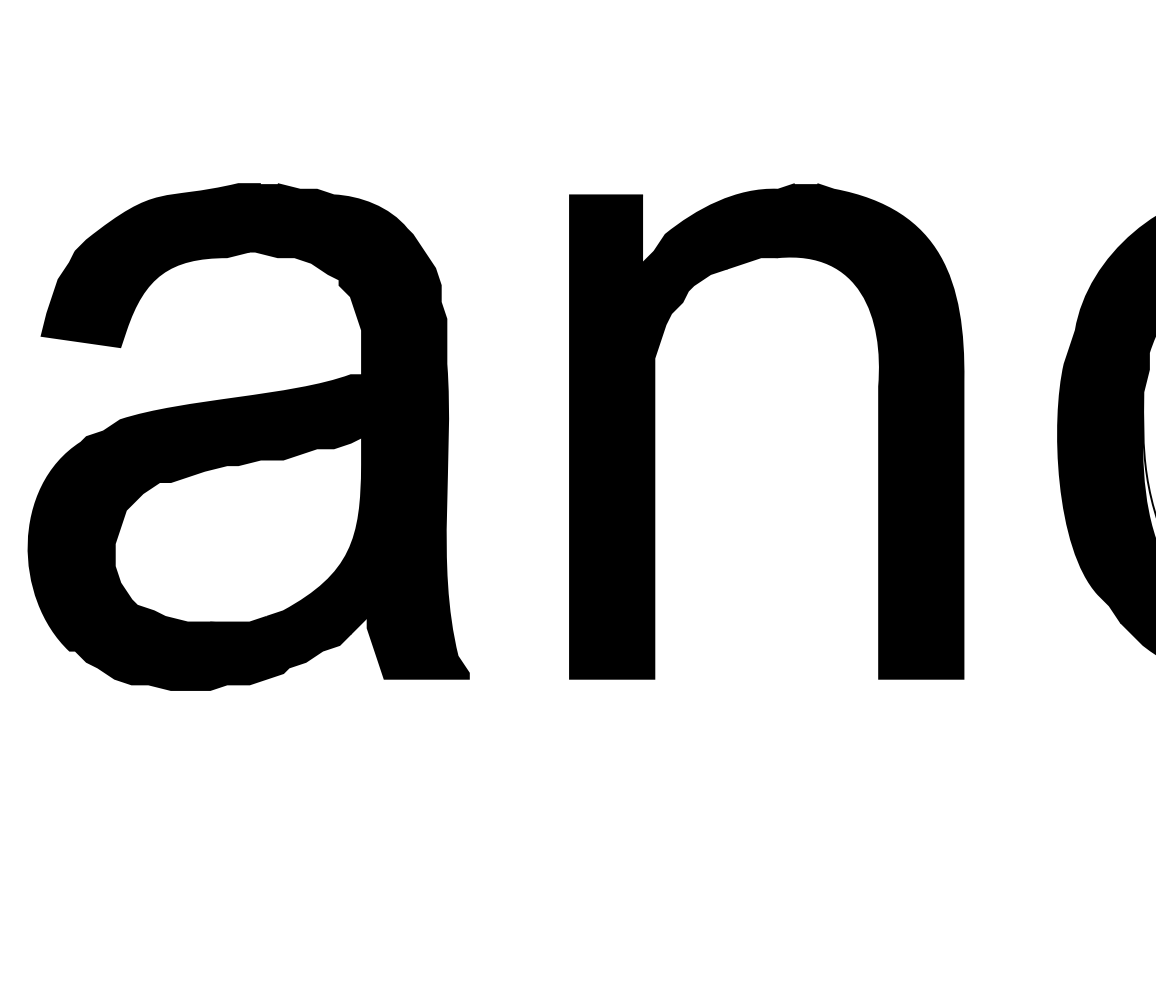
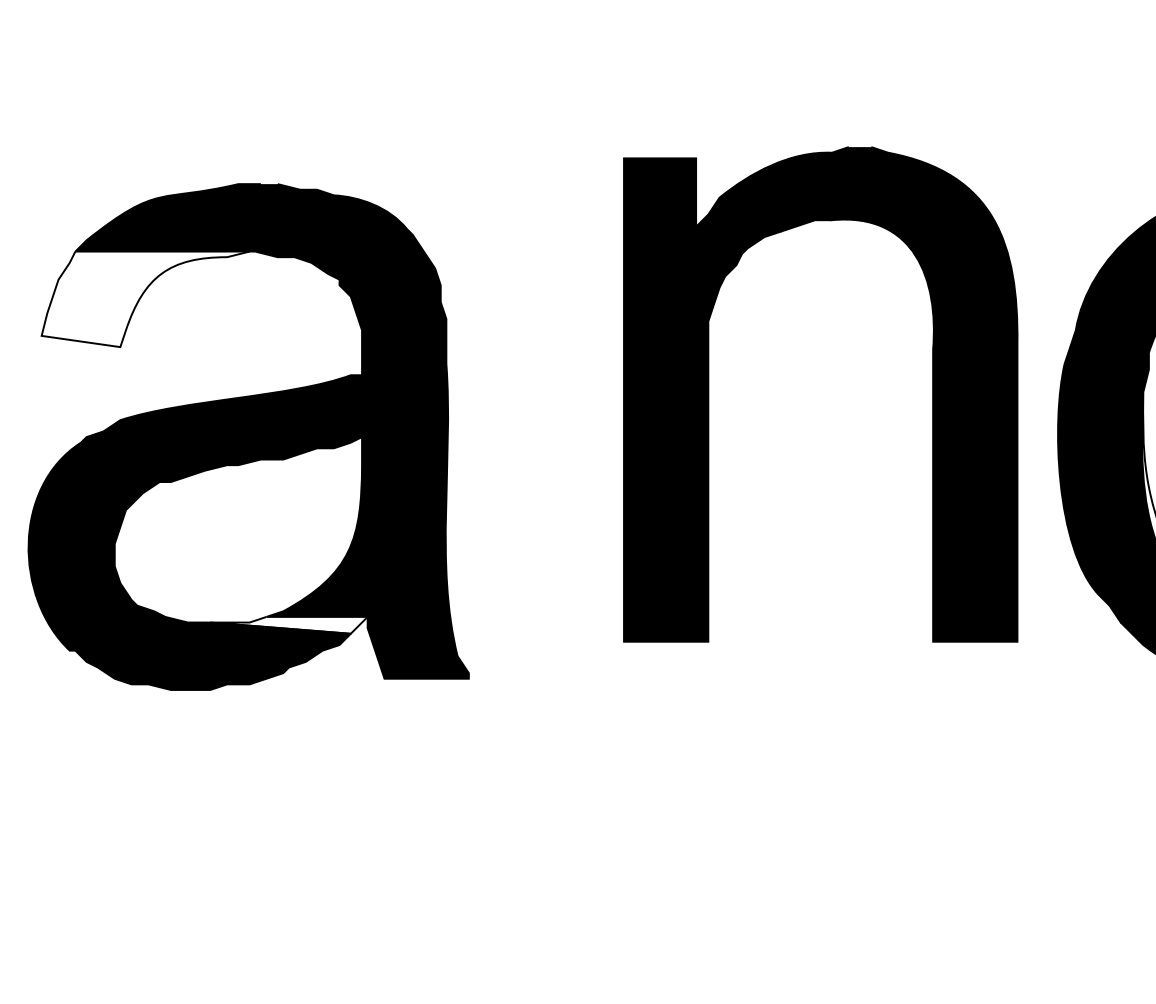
fill: present -> none (145, 299)
part position: (655, 431) -> (709, 394) (709, 394)
fill: present -> none (288, 624)
